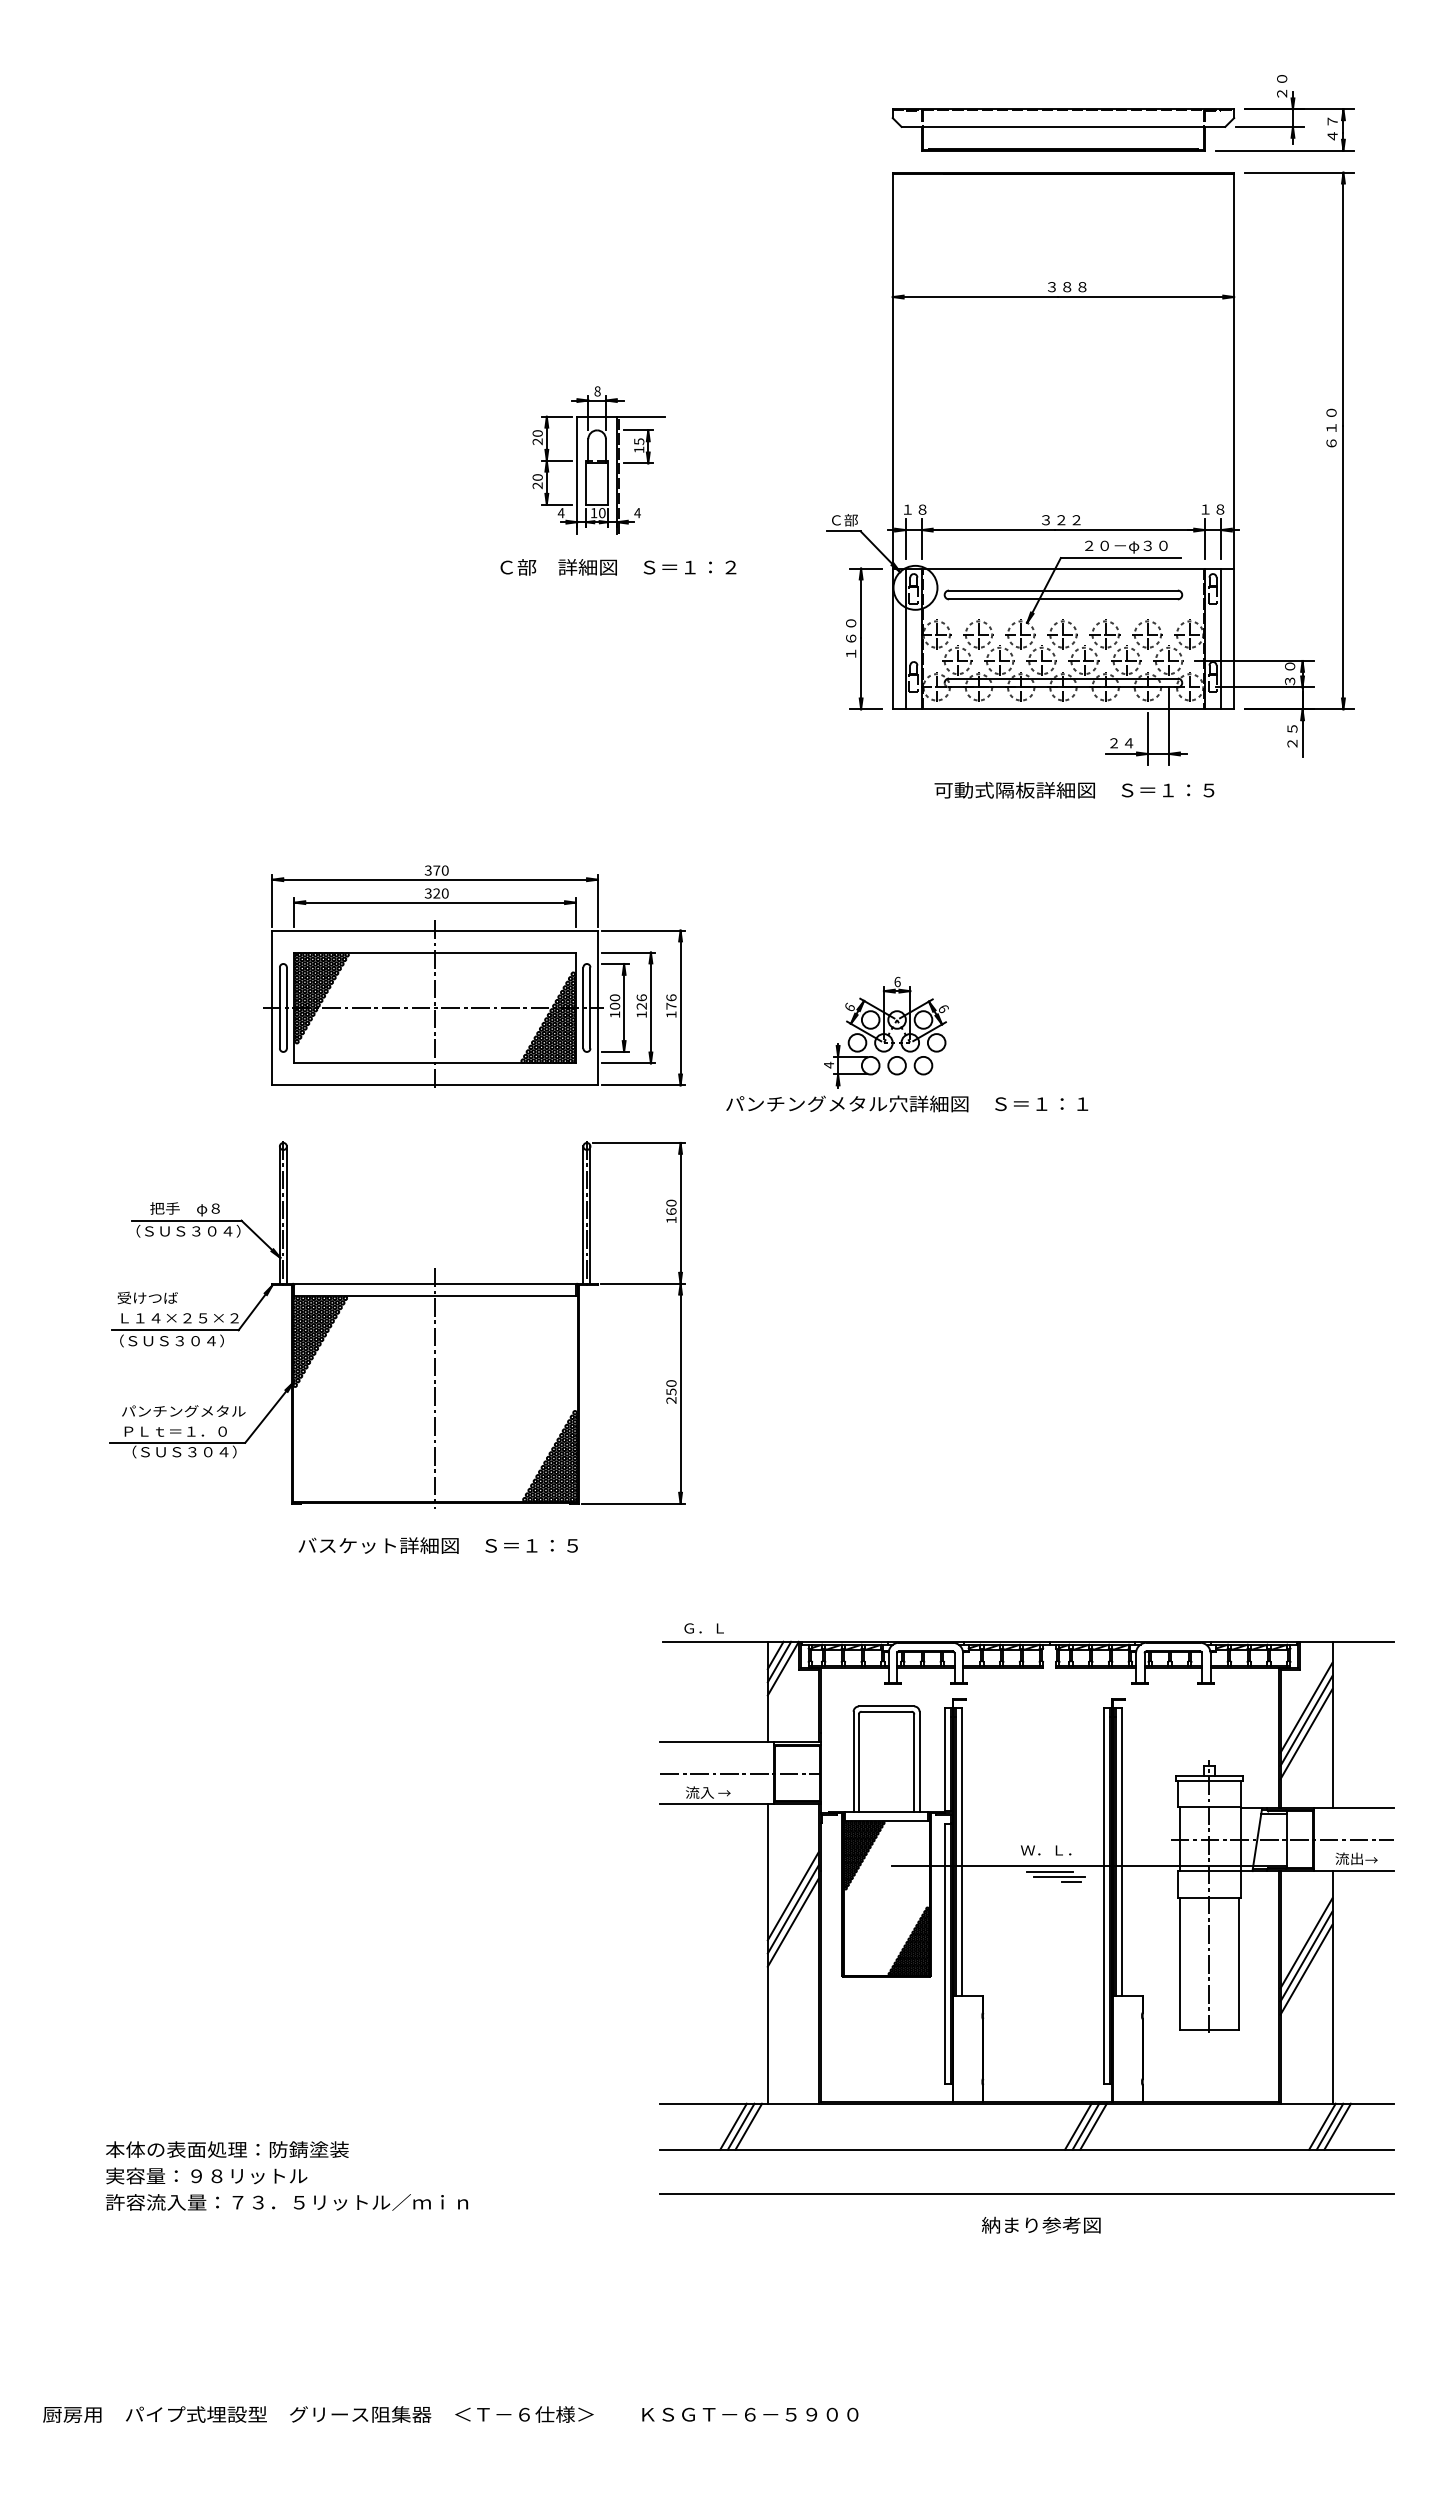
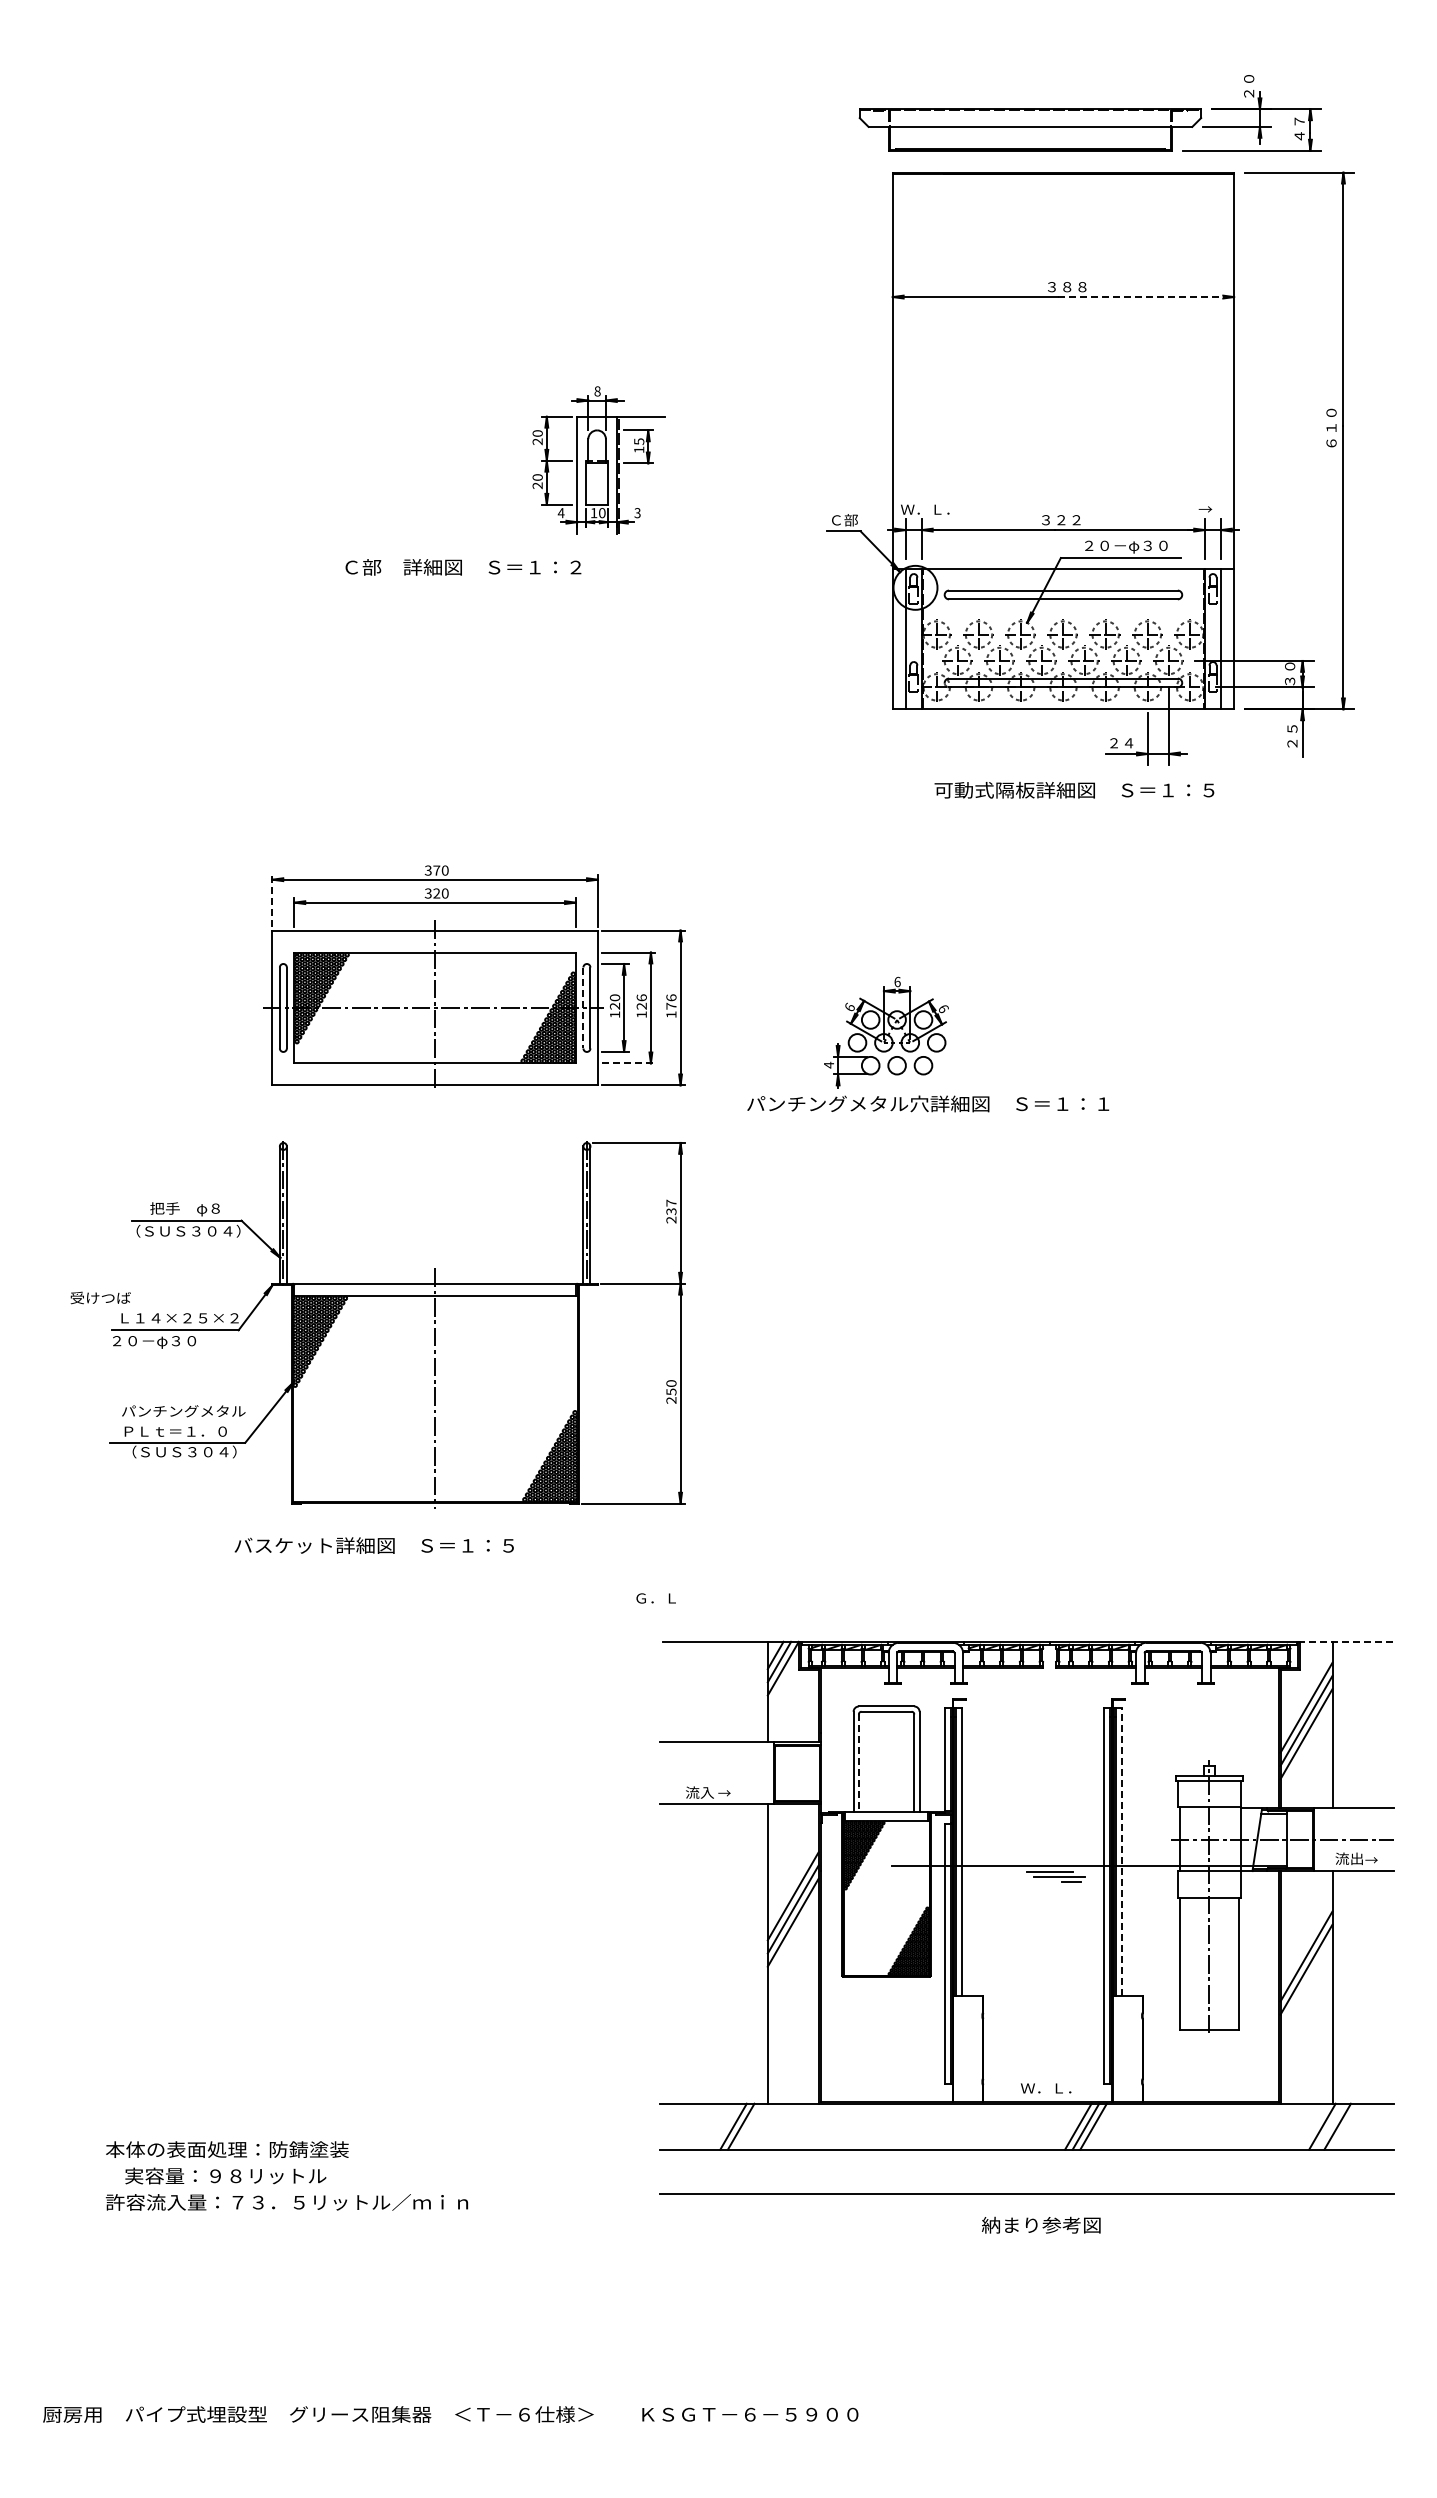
part position: (1122, 113) -> (1089, 113) (1089, 113)
line: solid -> dashed (1146, 297)
text: １８ -> Ｗ．Ｌ． (925, 509)
text: １８ -> → (1211, 509)
text: 4 -> 3 (637, 513)
text position: (618, 567) -> (463, 567) (463, 567)
part: present -> none (864, 638)
line: solid -> dashed (272, 900)
text: 100 -> 120 (615, 1005)
line: solid -> dashed (583, 1008)
line: solid -> dashed (628, 1063)
text position: (907, 1103) -> (928, 1103) (928, 1103)
text: 160 -> 237 (671, 1211)
text position: (147, 1297) -> (100, 1297) (100, 1297)
text: （ＳＵＳ３０４） -> ２０－φ３０ (168, 1341)
text position: (437, 1545) -> (373, 1545) (373, 1545)
text position: (703, 1628) -> (655, 1598) (655, 1598)
line: solid -> dashed (1346, 1641)
line: solid -> dashed (858, 1763)
line: present -> none (740, 1773)
text position: (1046, 1850) -> (1046, 2088) (1046, 2088)
line: solid -> dashed (1121, 1851)
line: present -> none (1306, 1943)
line: present -> none (748, 2126)
line: present -> none (1329, 2126)
text position: (206, 2175) -> (225, 2175) (225, 2175)
